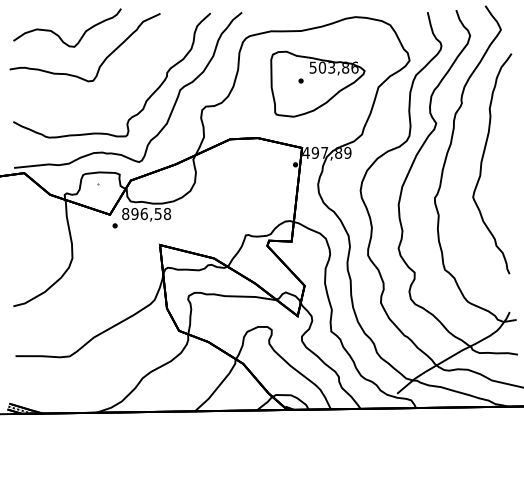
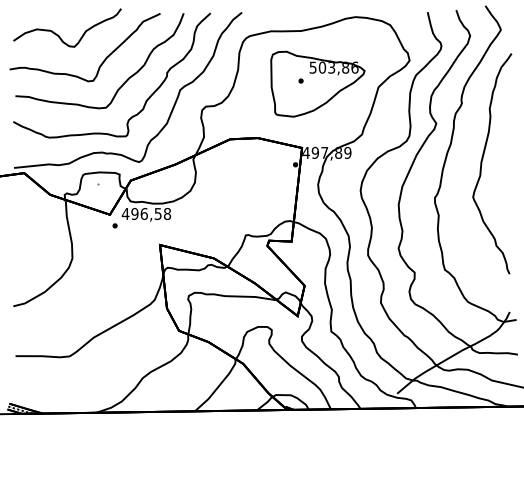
curve: none -> present (123, 82)
text: 896,58 -> 496,58 (125, 214)
